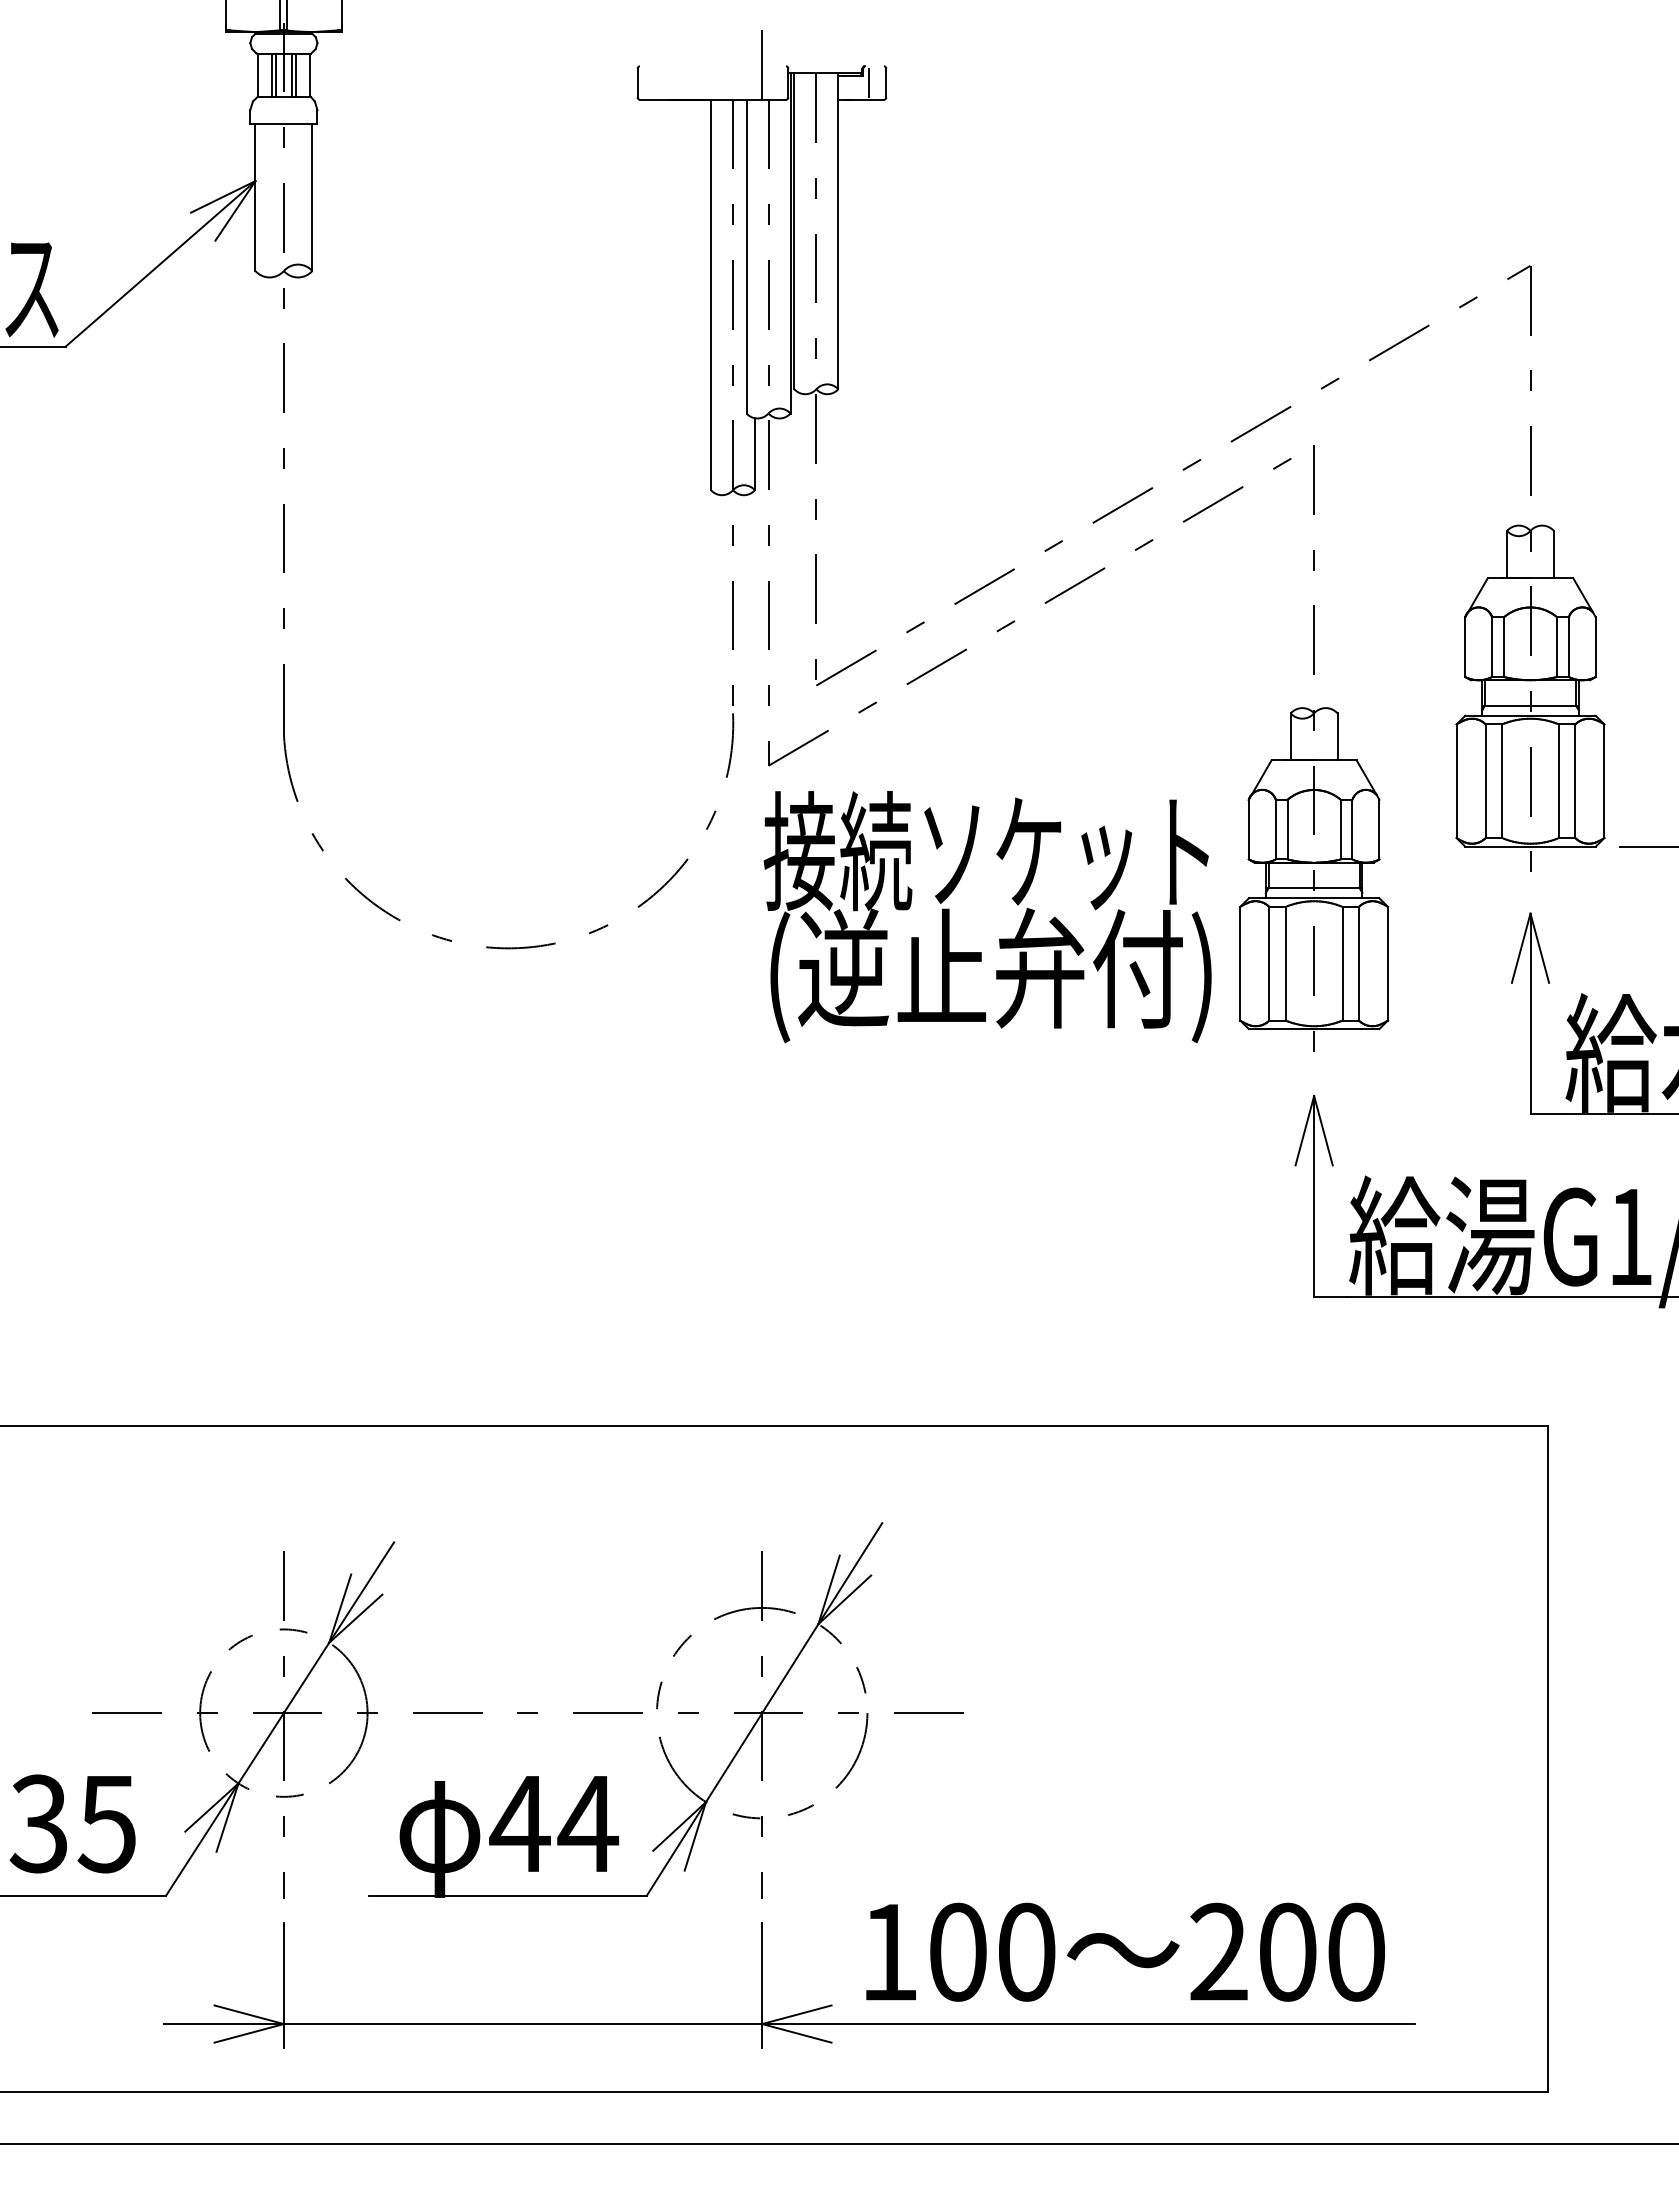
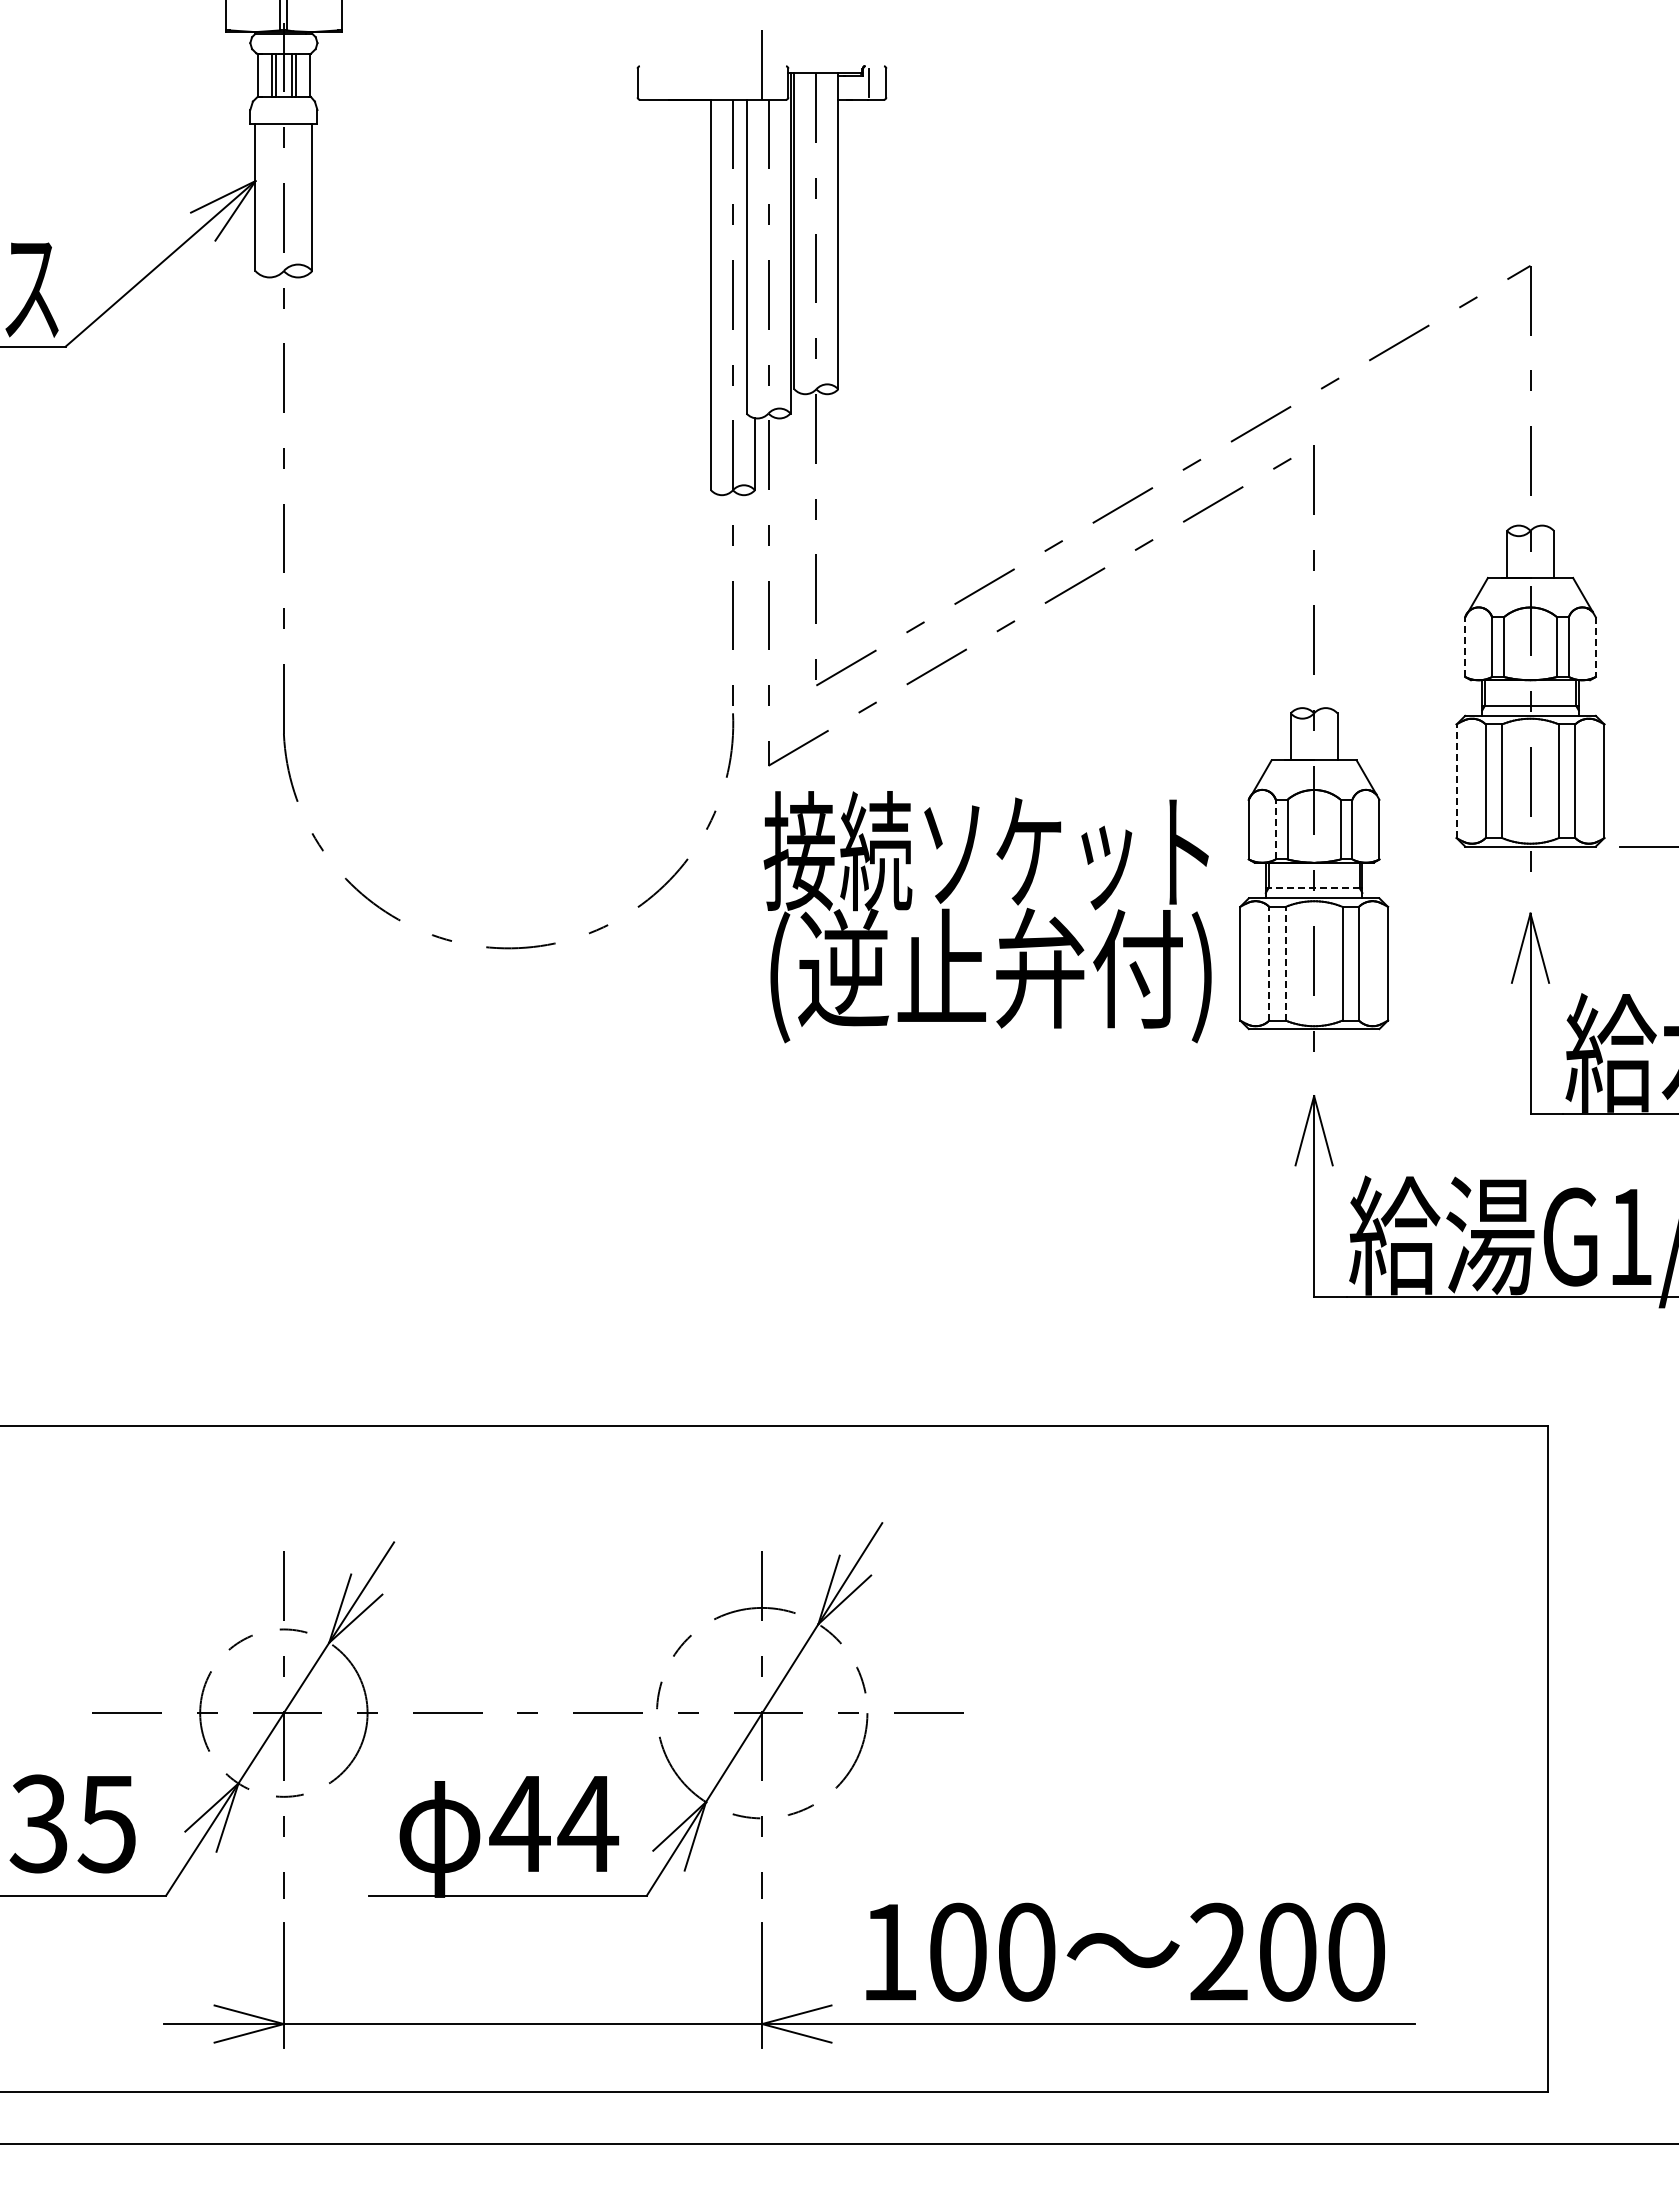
line: solid -> dashed (1465, 647)
line: solid -> dashed (1595, 647)
line: solid -> dashed (1456, 781)
line: solid -> dashed (1275, 829)
line: solid -> dashed (1313, 888)
line: solid -> dashed (1269, 963)
line: solid -> dashed (1285, 963)
